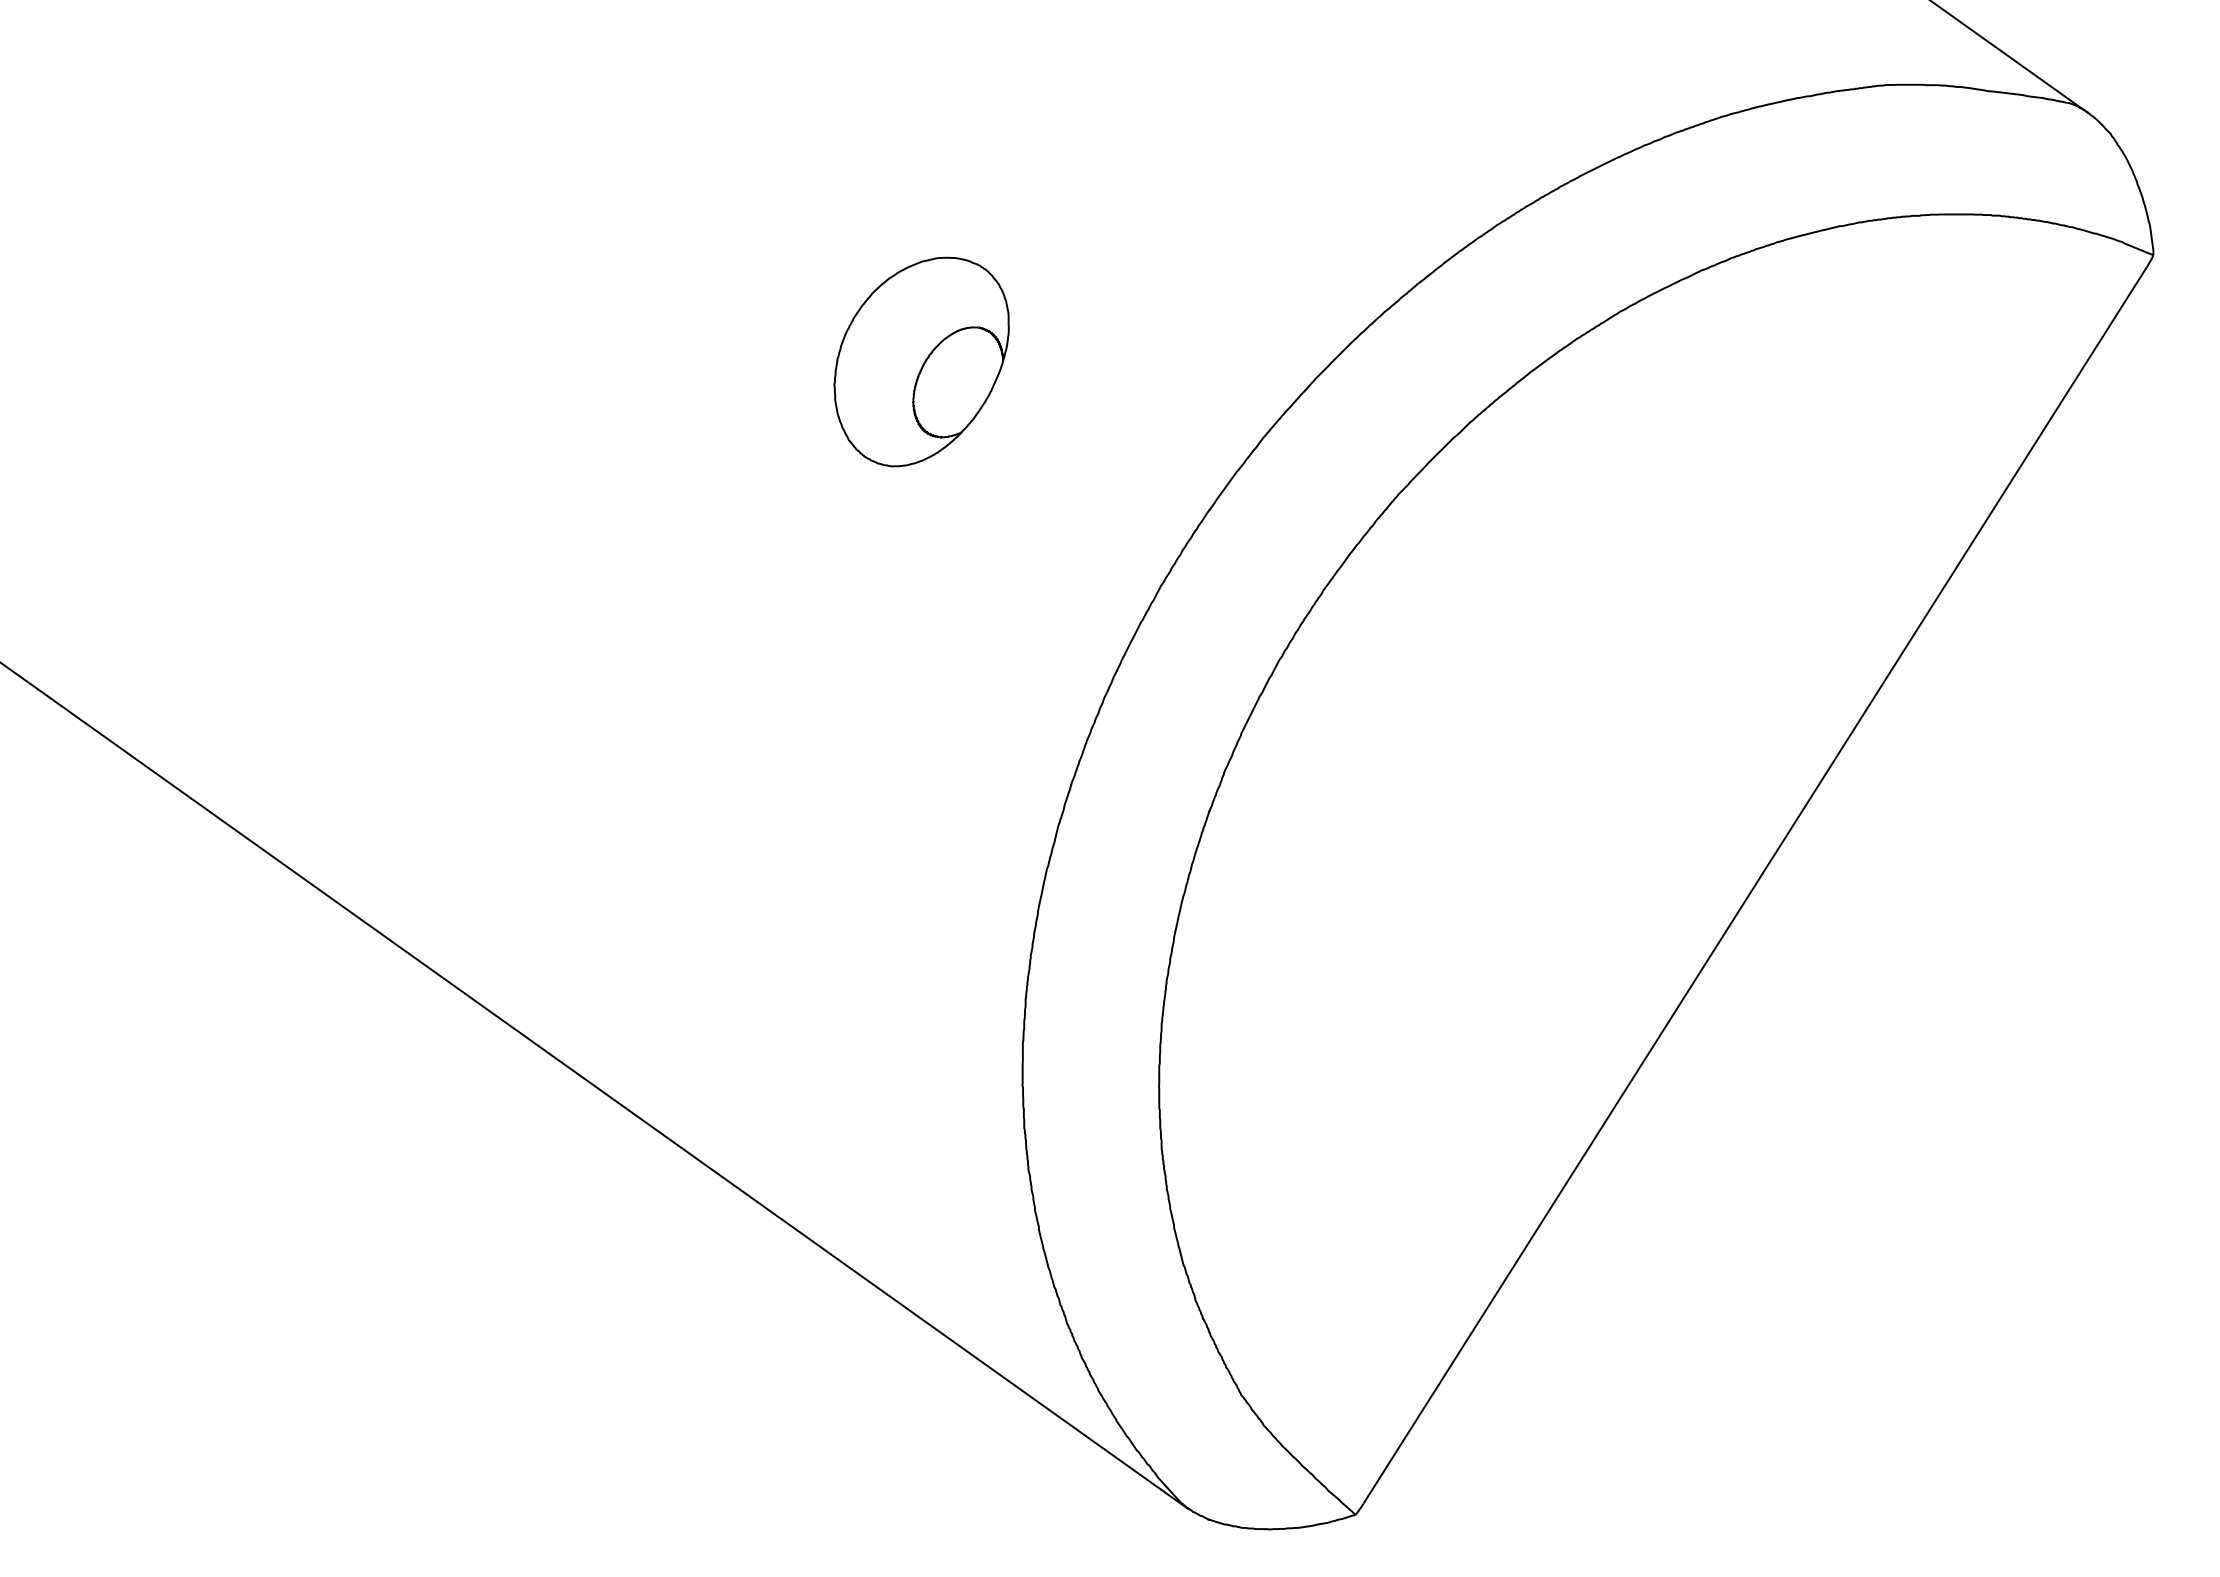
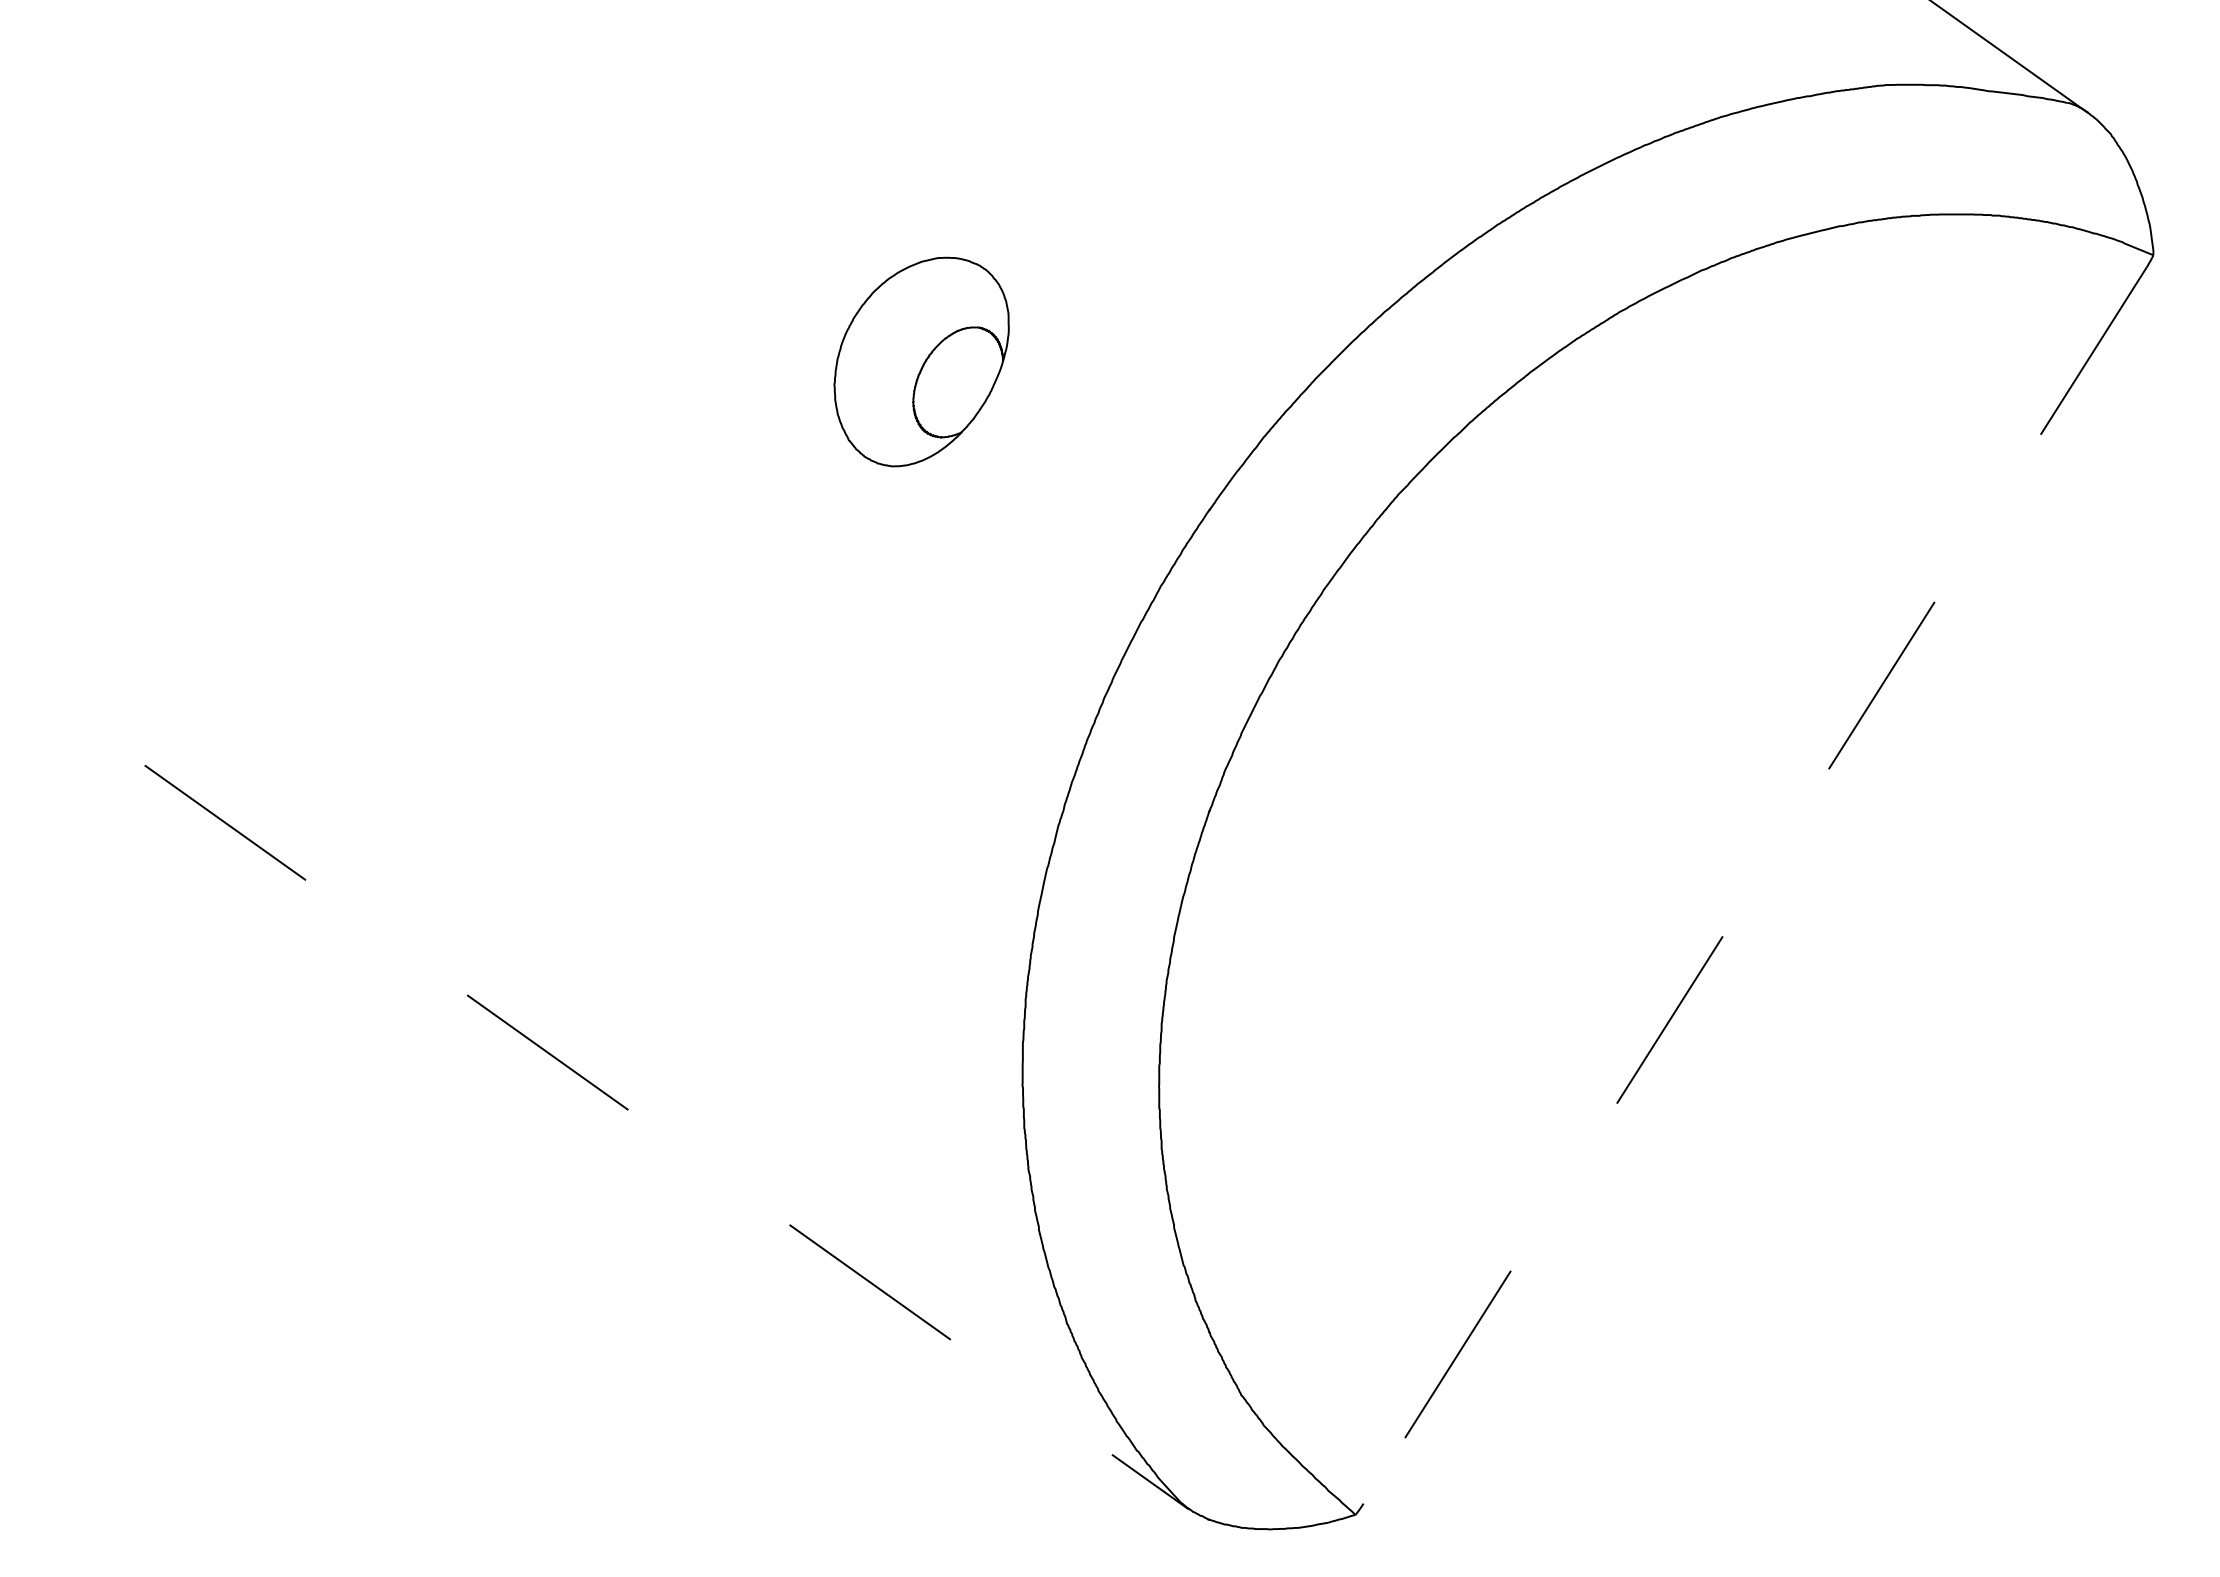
line: solid -> dashed (1755, 885)
line: solid -> dashed (594, 1085)
